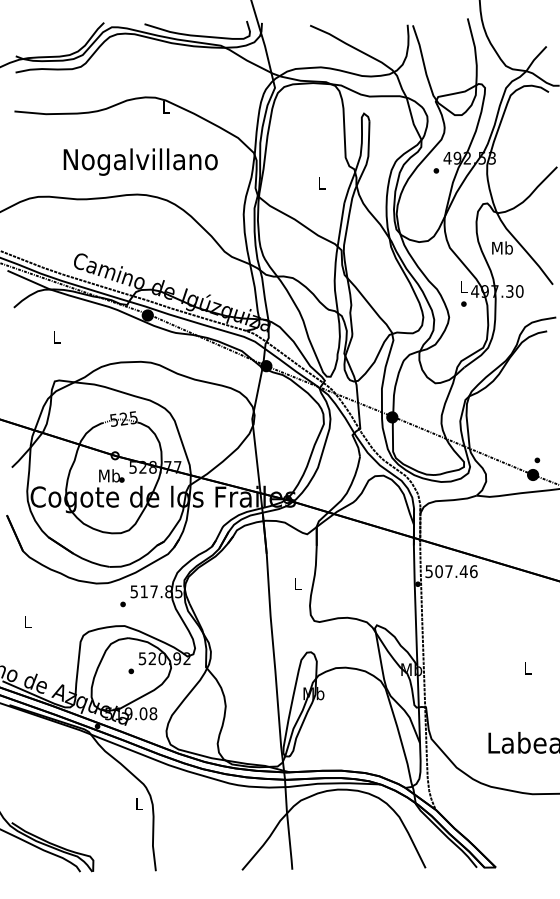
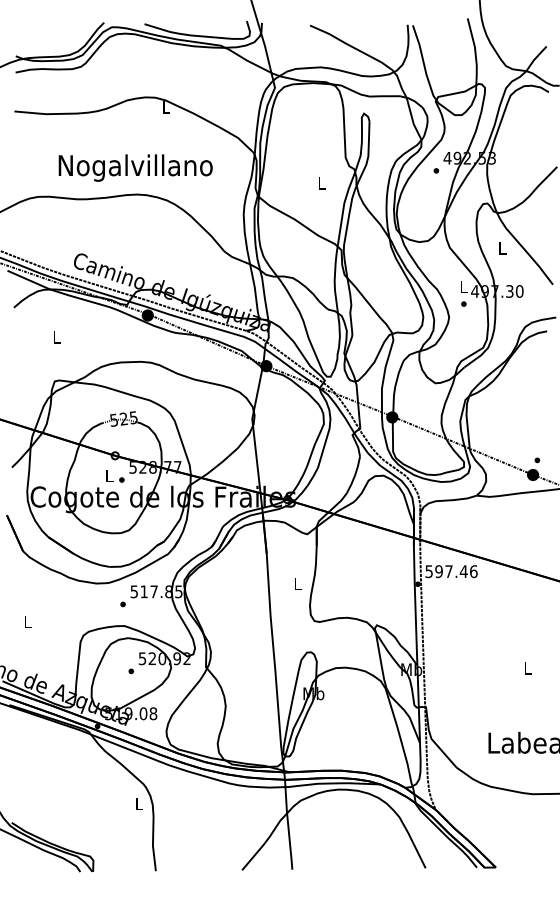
text position: (140, 161) -> (135, 167) (135, 167)
text: Mb -> L (502, 247)
text: Mb -> L (109, 475)
text: 507.46 -> 597.46 (438, 571)
